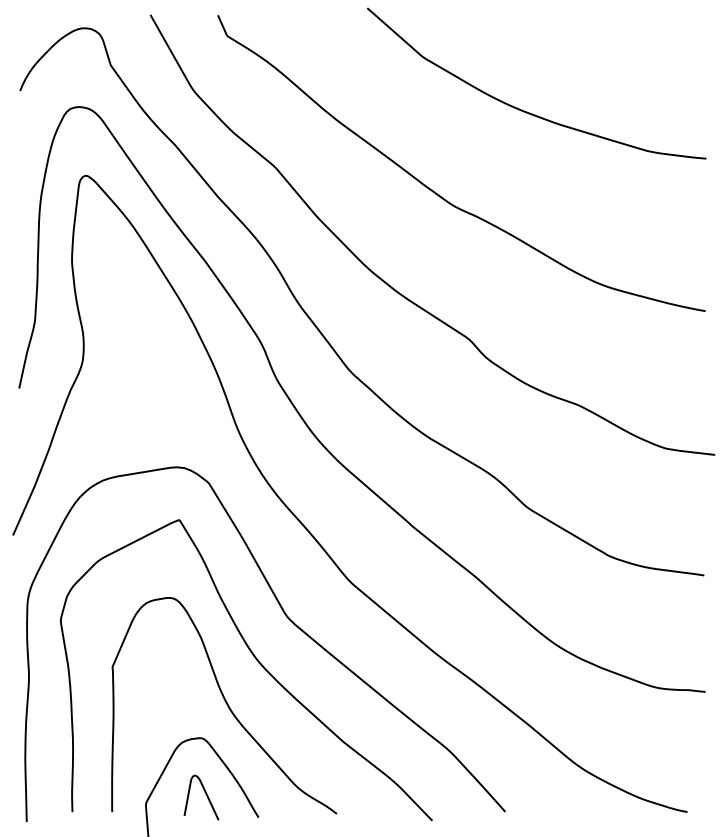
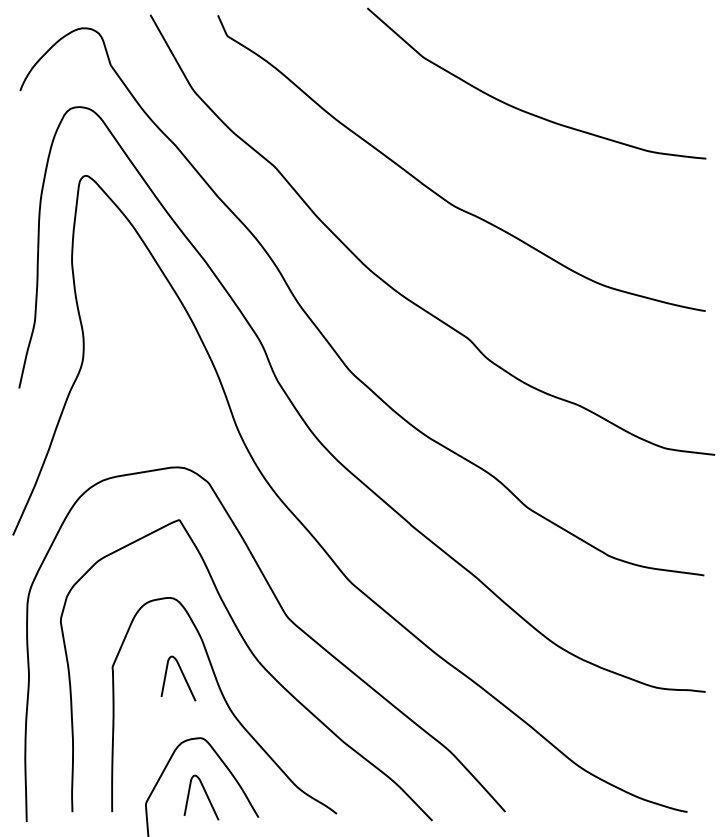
curve: none -> present (182, 675)
